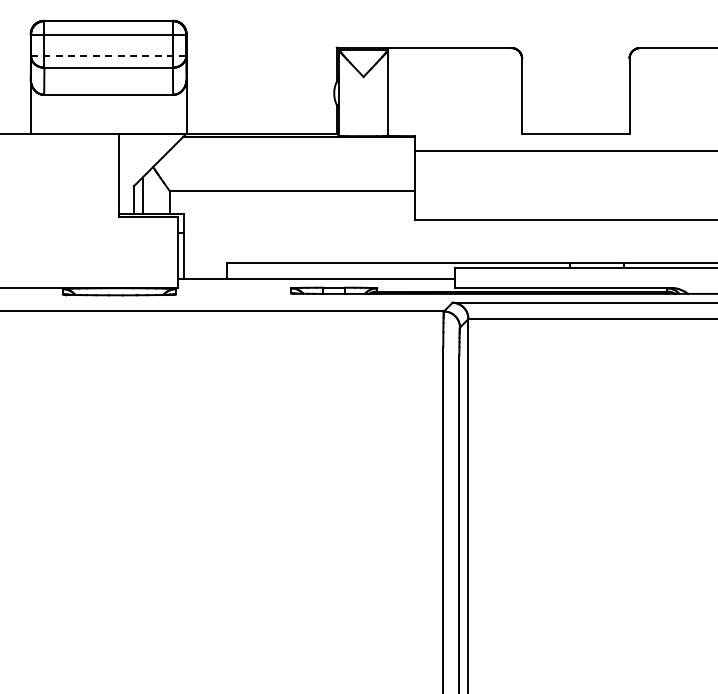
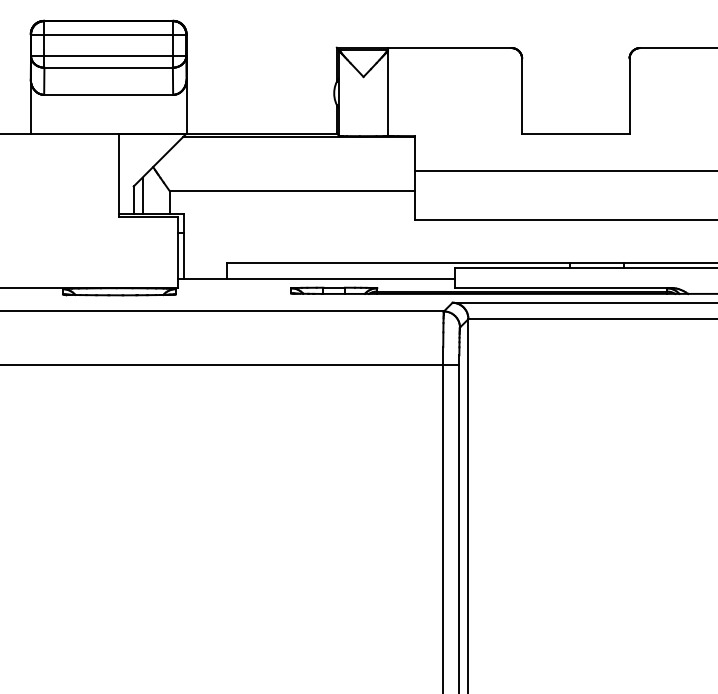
line: dashed -> solid (108, 56)
line position: (564, 151) -> (564, 171) (564, 171)
line: none -> present (230, 365)
